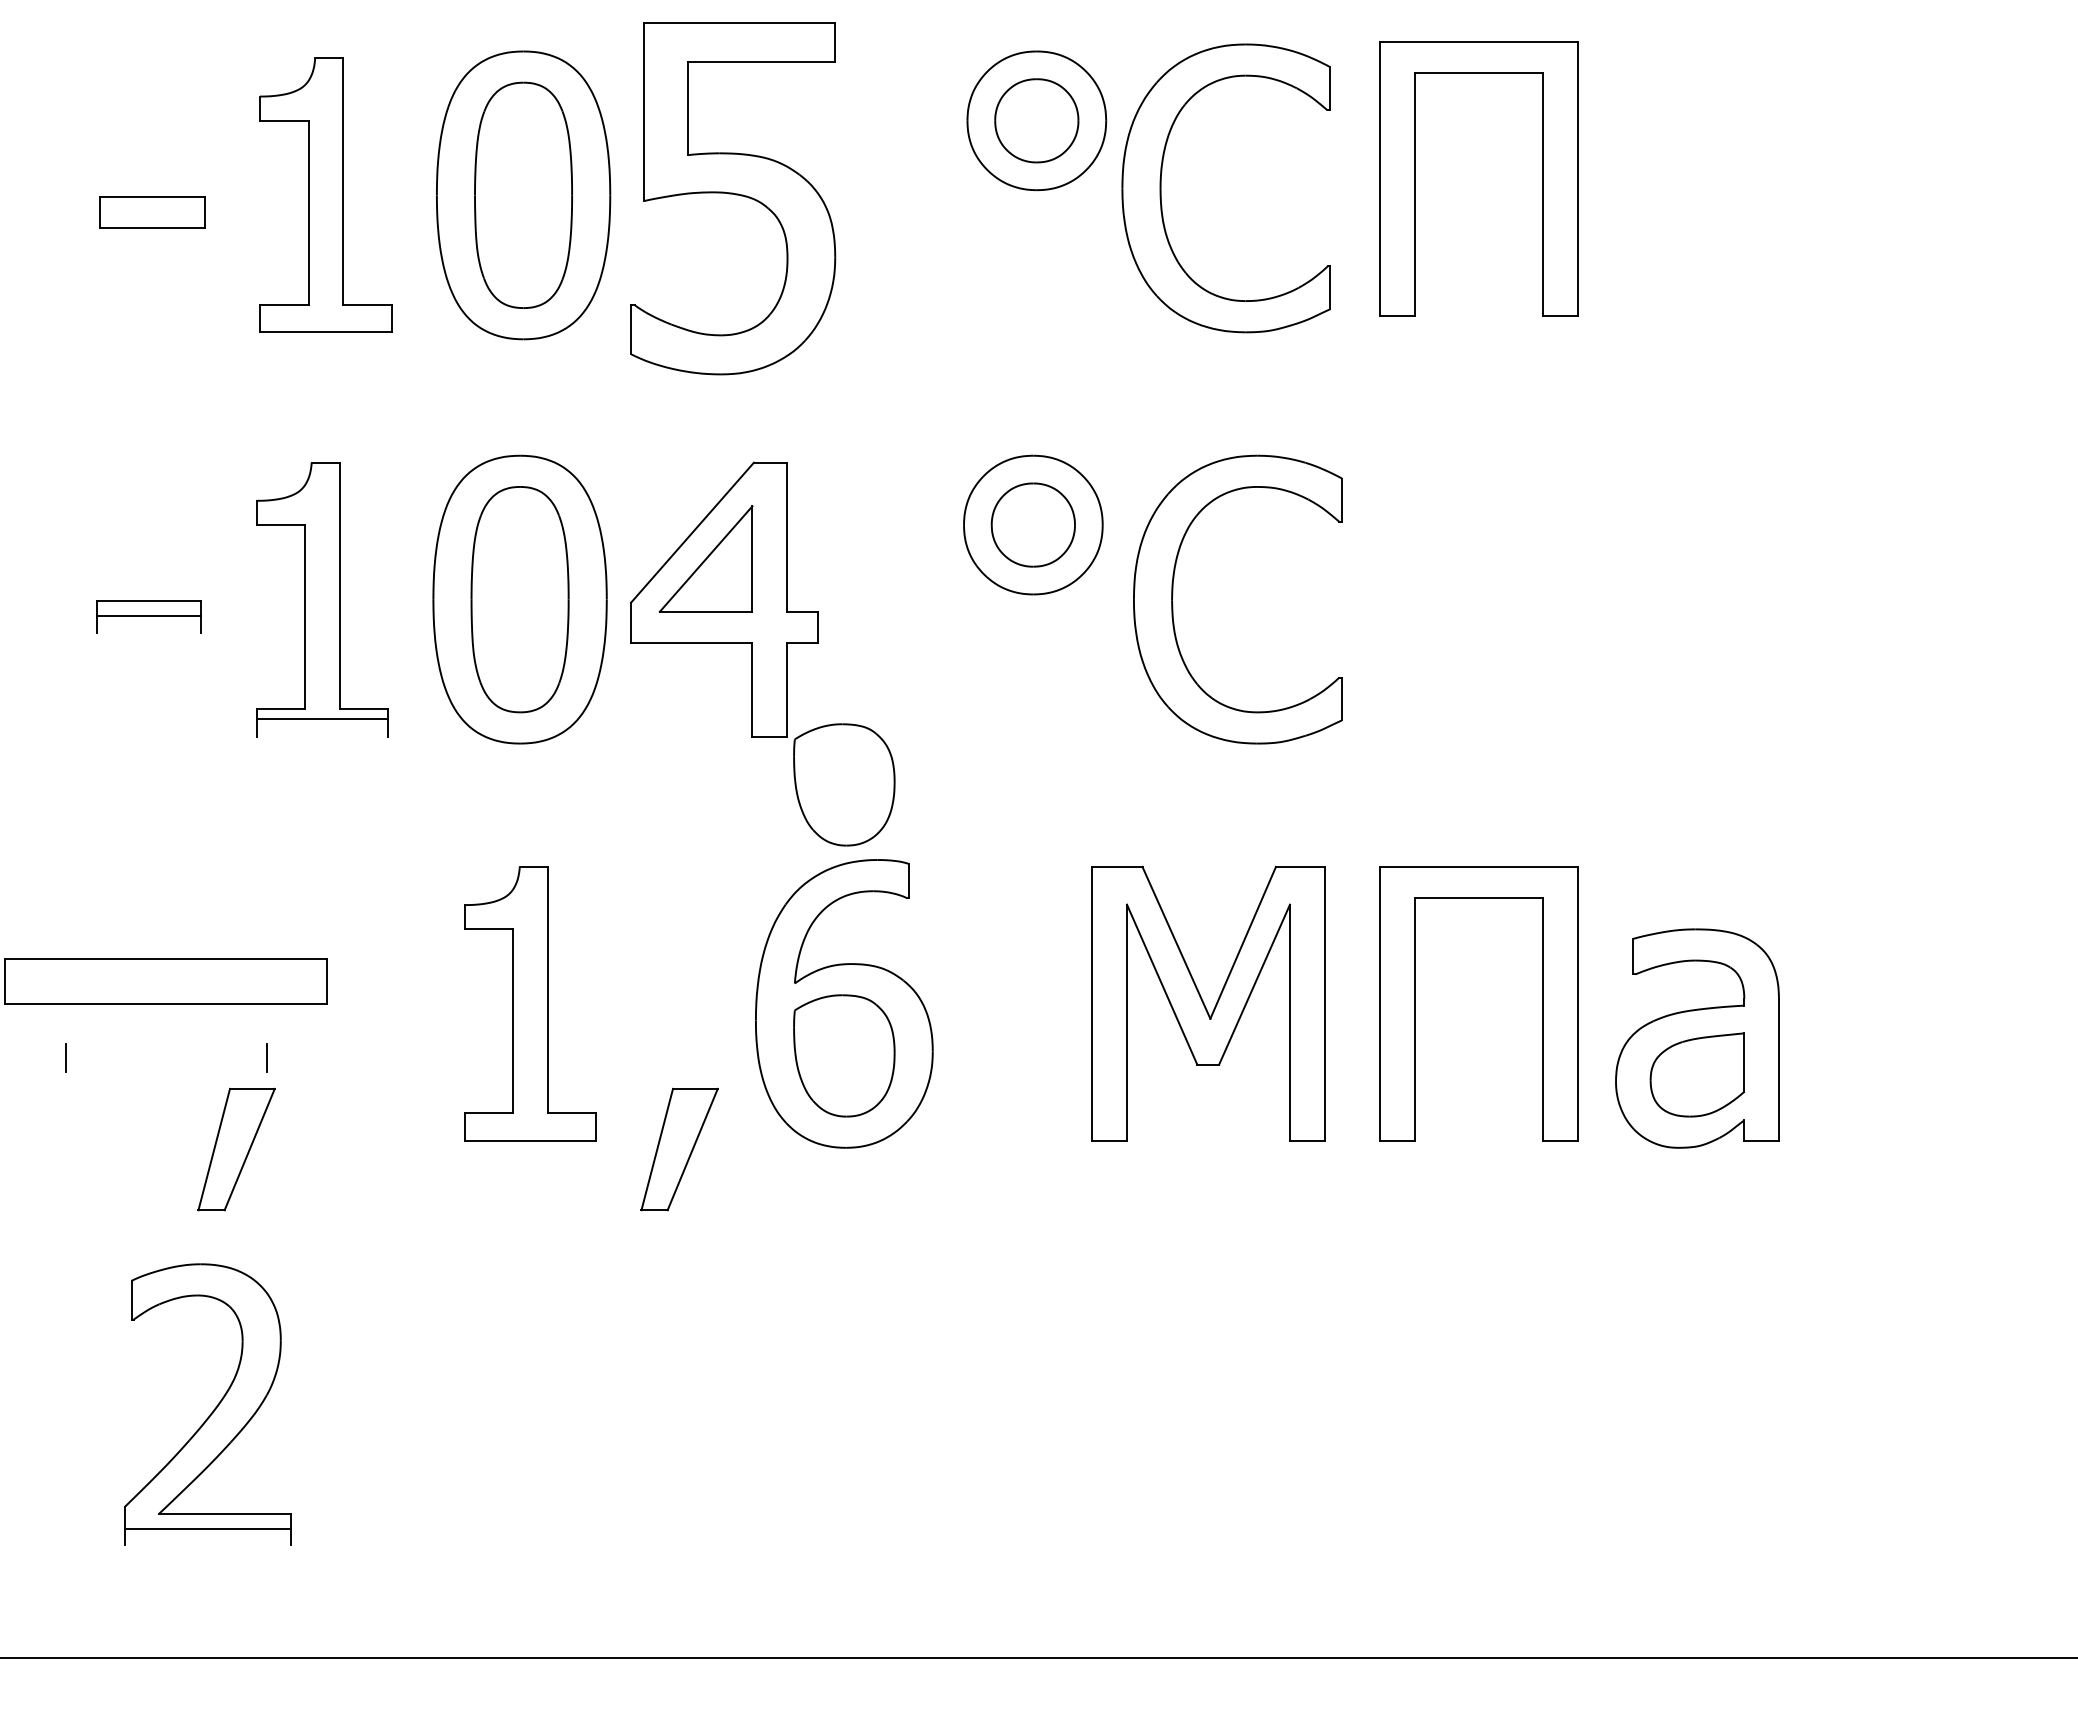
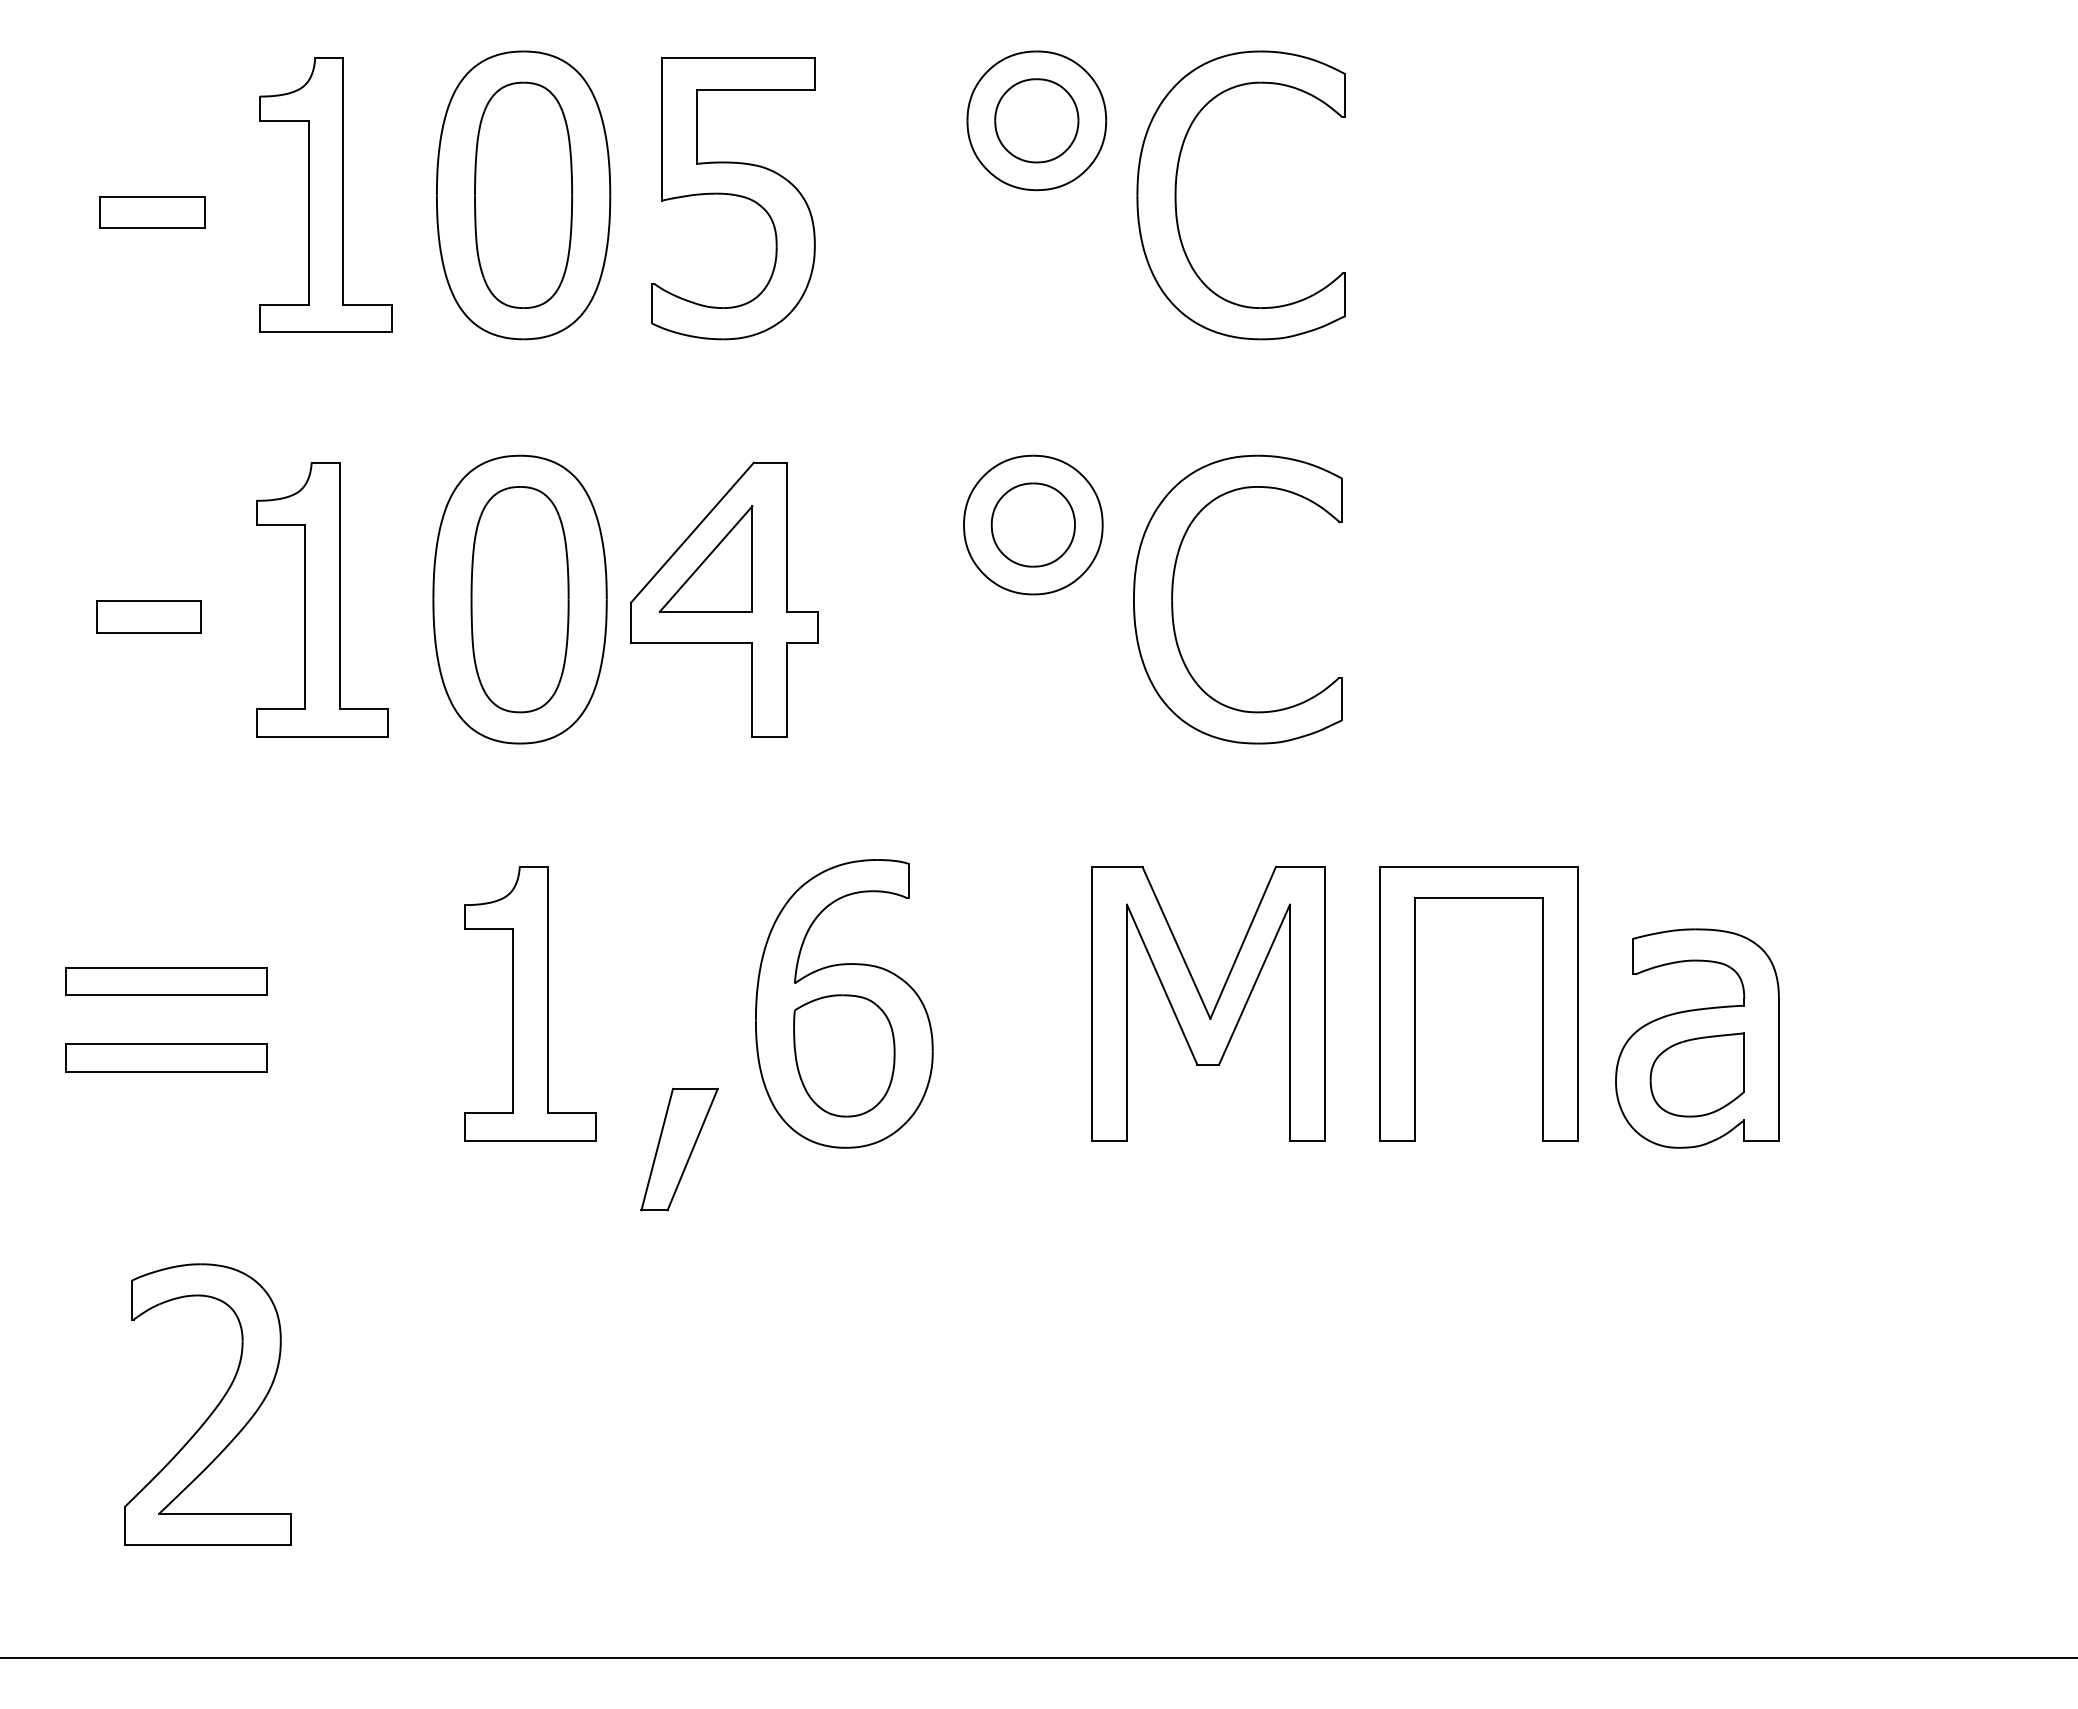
part: present -> none (1415, 178)
part position: (1161, 188) -> (1176, 195) (1176, 195)
part size: 207x354 px -> 165x284 px (733, 198)
line position: (149, 615) -> (149, 632) (149, 632)
line position: (322, 718) -> (322, 736) (322, 736)
part: present -> none (844, 784)
part size: 324x47 px -> 203x29 px (166, 981)
line: none -> present (165, 1043)
line: none -> present (165, 1071)
part: present -> none (236, 1149)
line position: (207, 1529) -> (207, 1545) (207, 1545)
